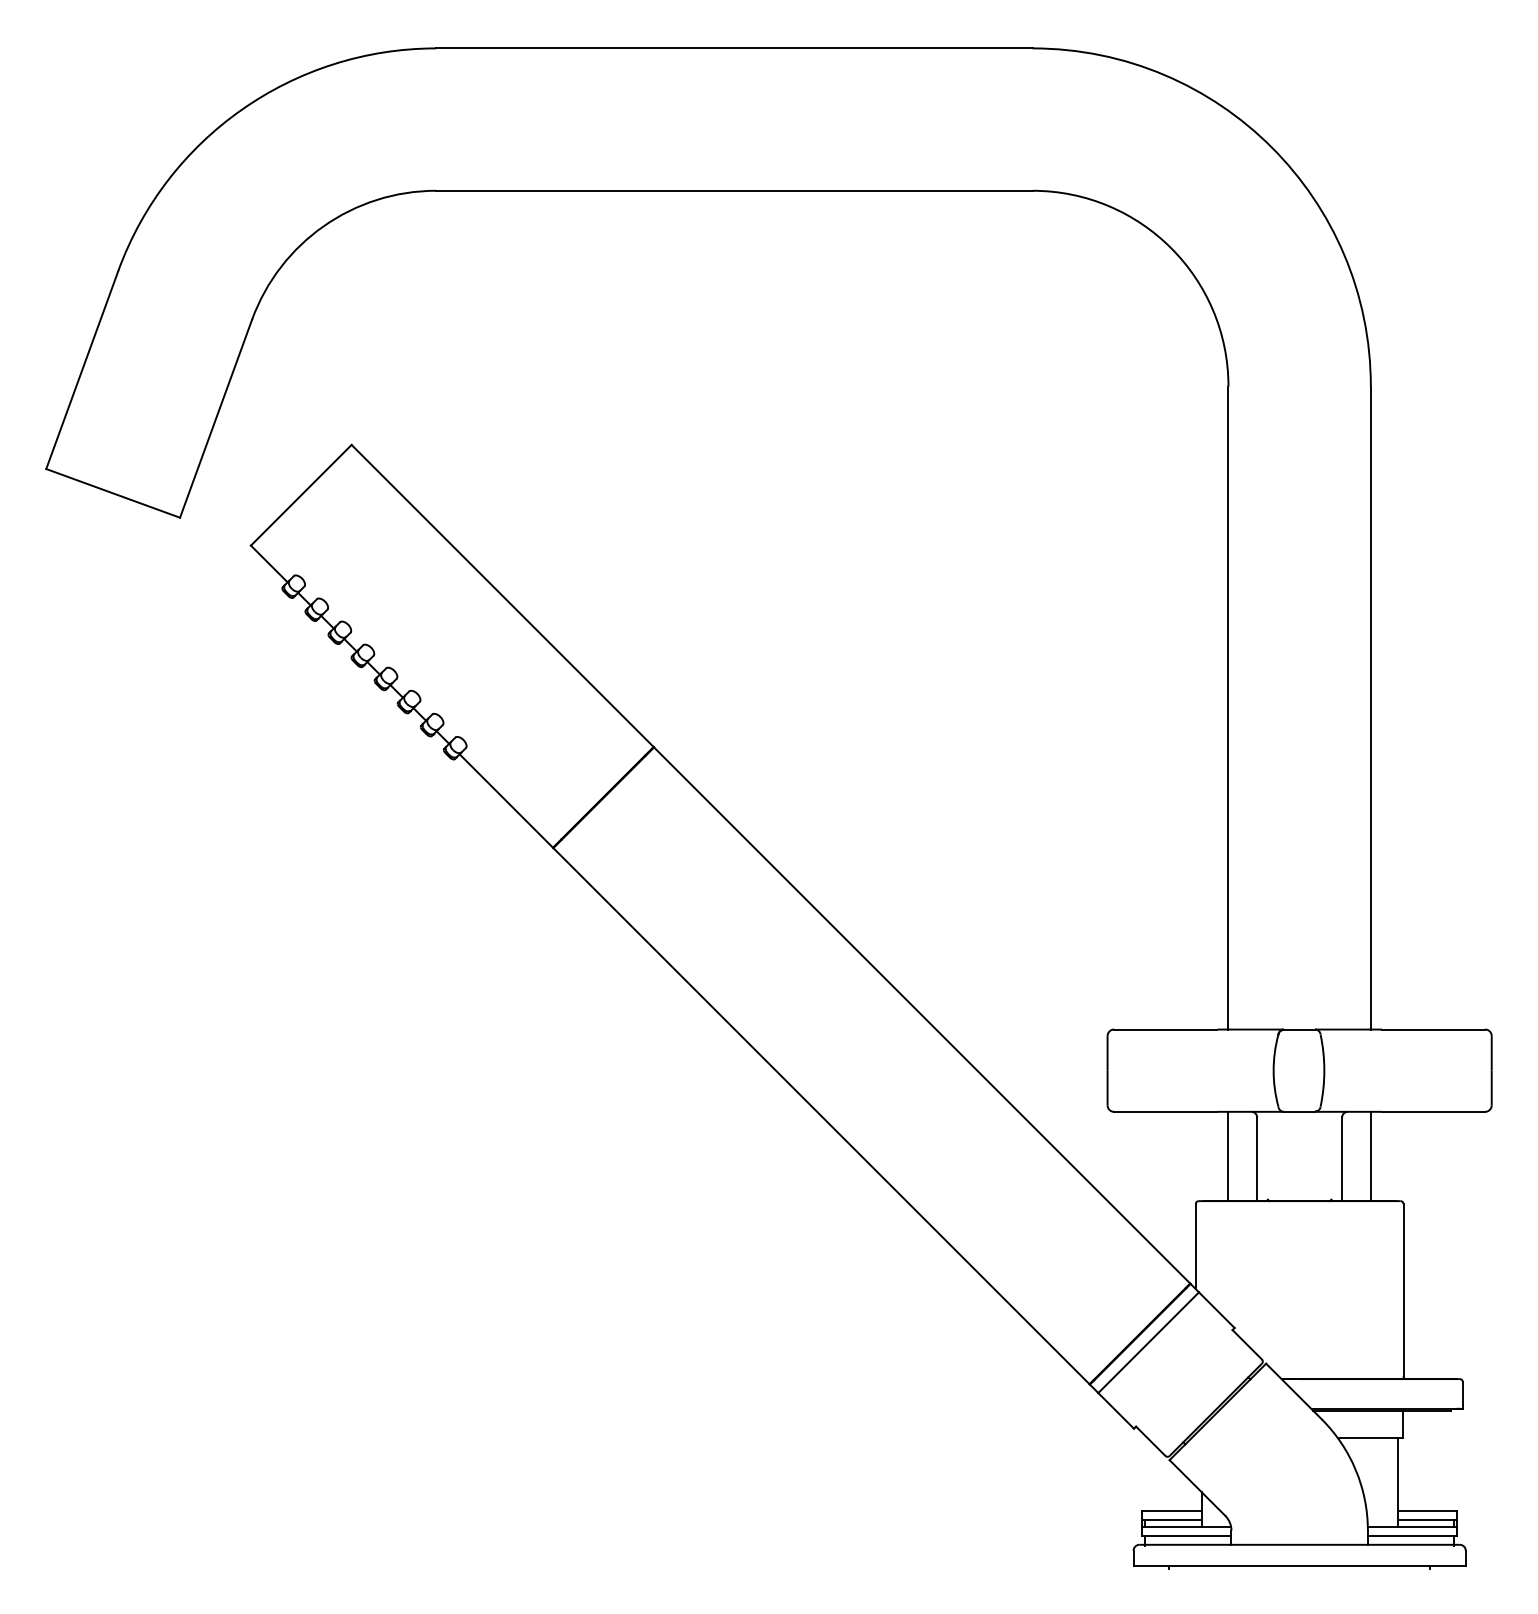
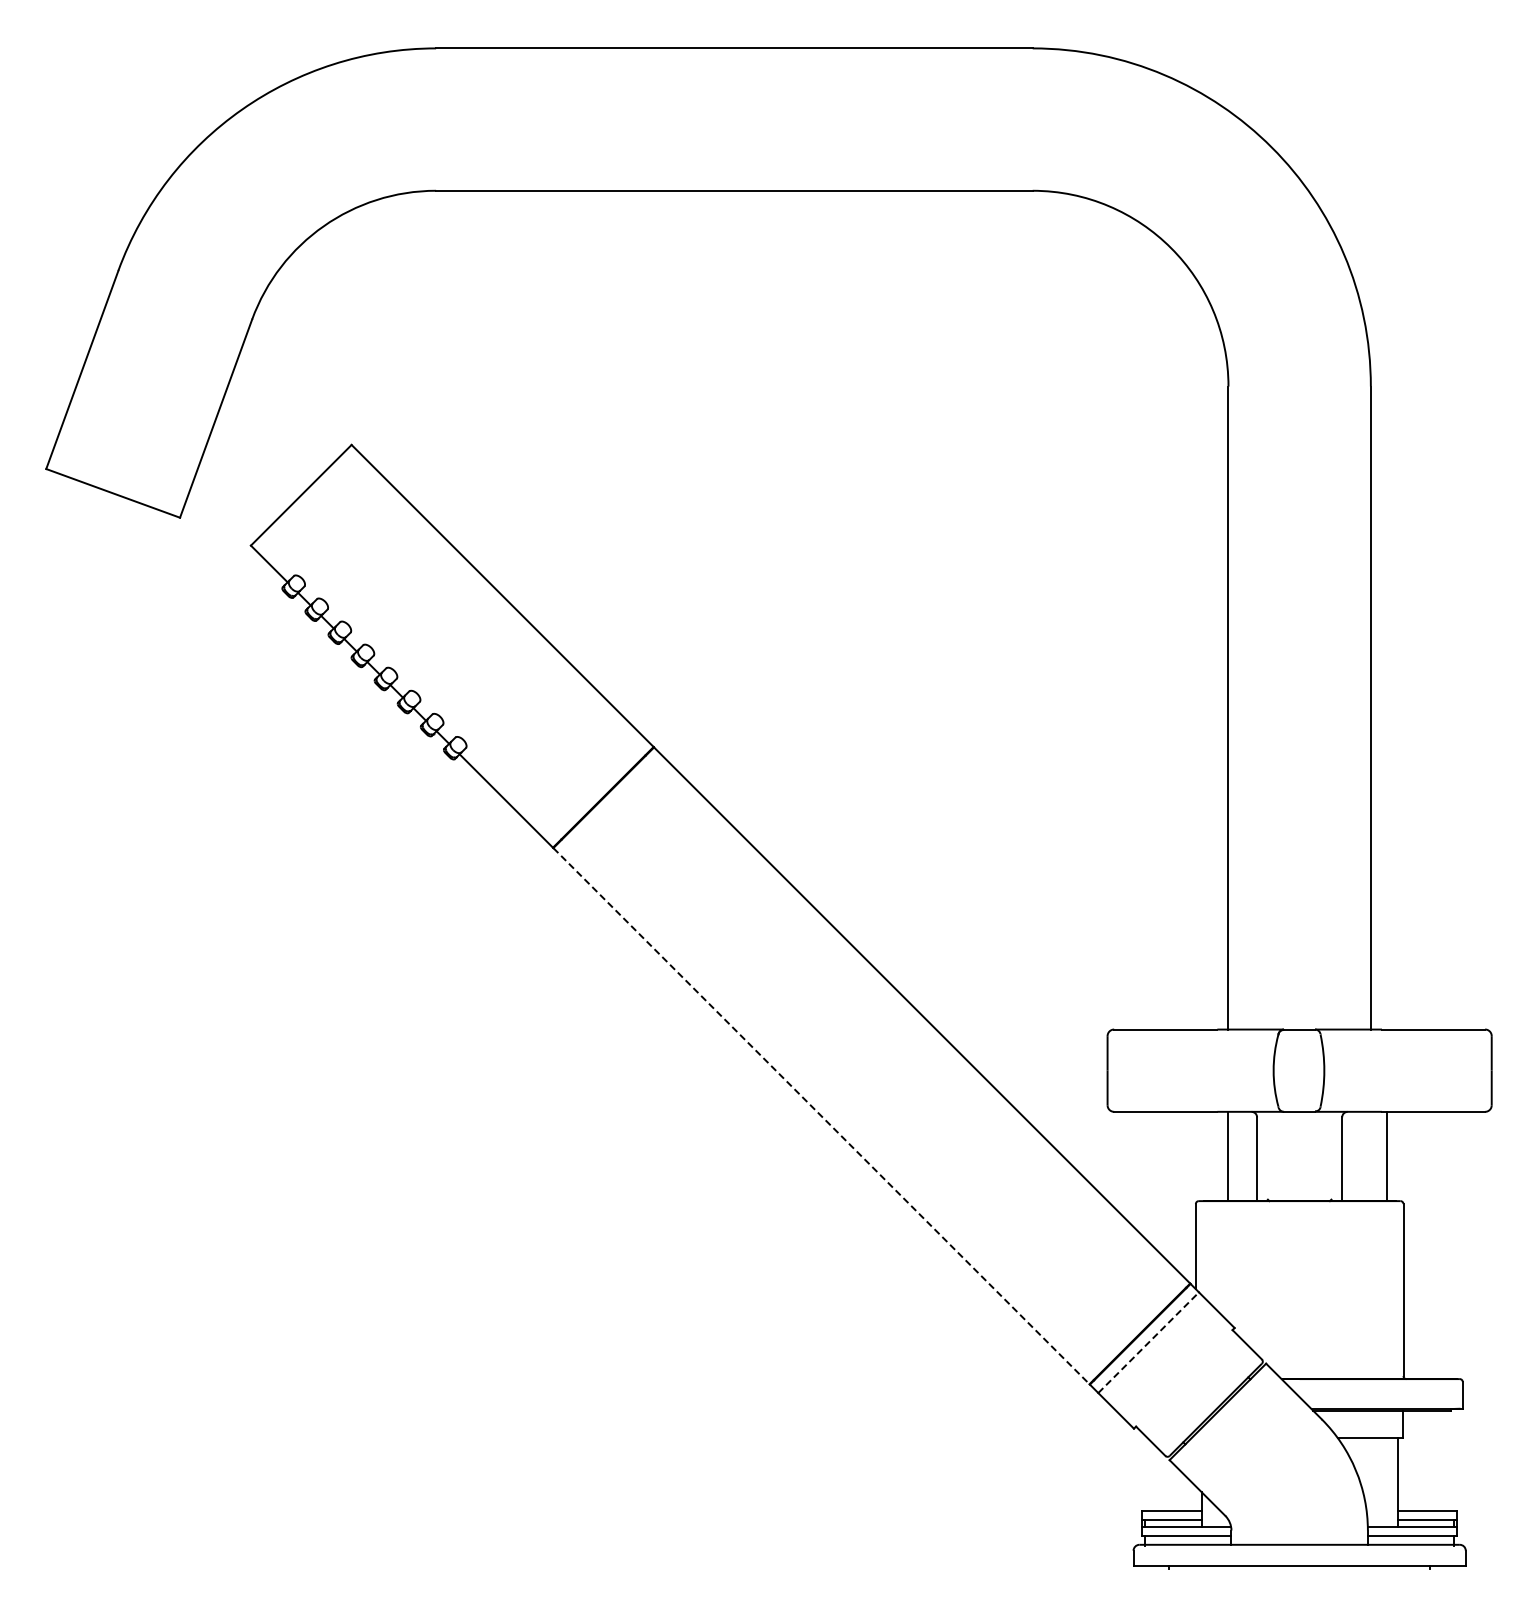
line: solid -> dashed (821, 1116)
line position: (1370, 1156) -> (1386, 1156) (1386, 1156)
line: solid -> dashed (1149, 1342)
